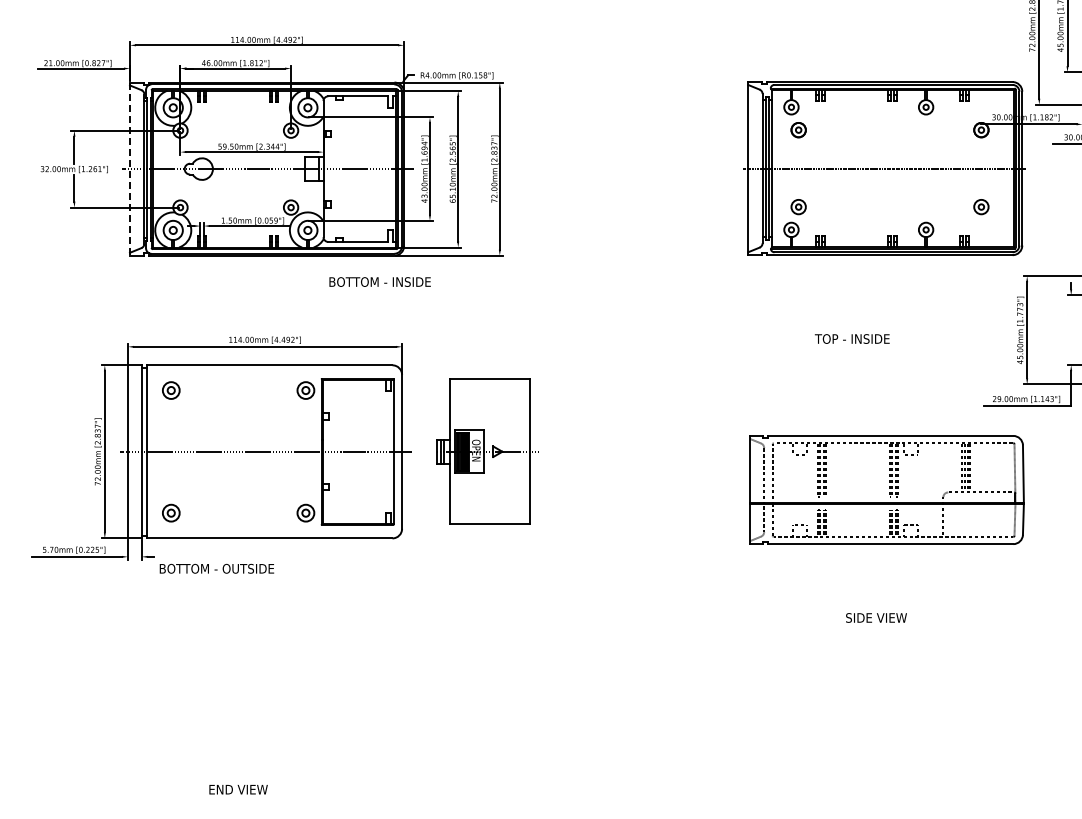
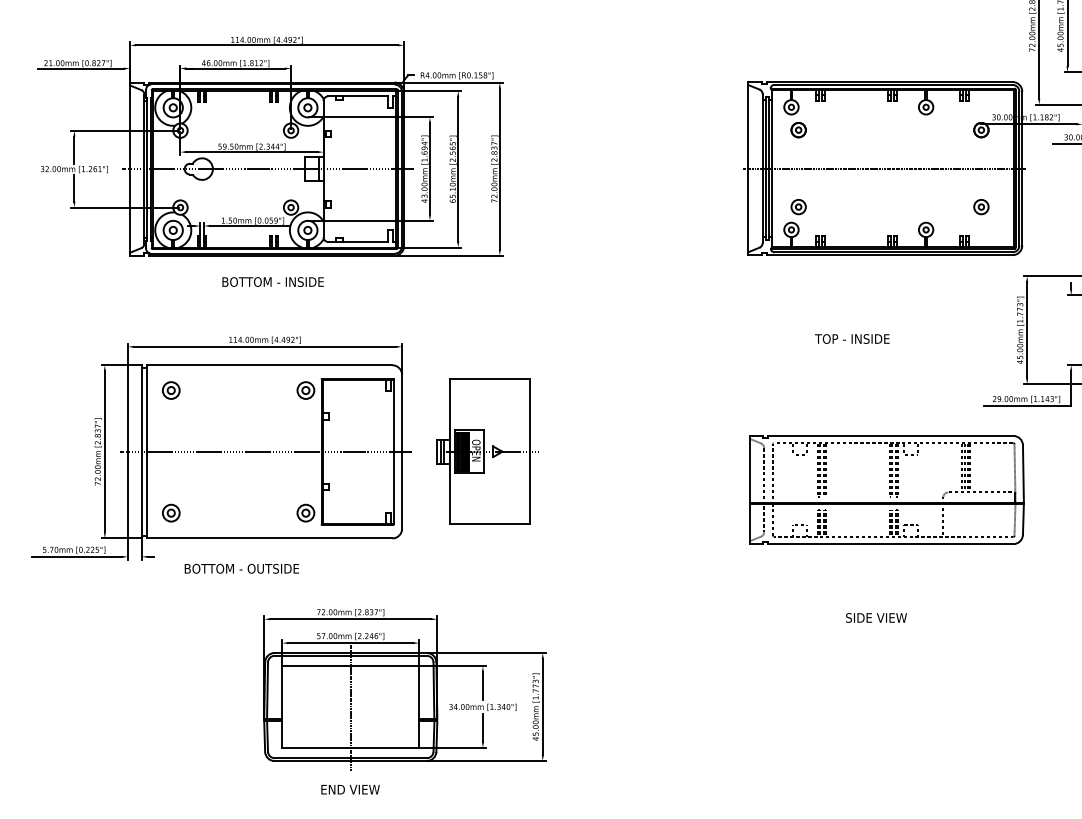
line: dashed -> solid (129, 169)
text position: (379, 281) -> (272, 281) (272, 281)
text position: (216, 568) -> (241, 568) (241, 568)
part: none -> present (404, 689)
text position: (238, 789) -> (350, 789) (350, 789)
